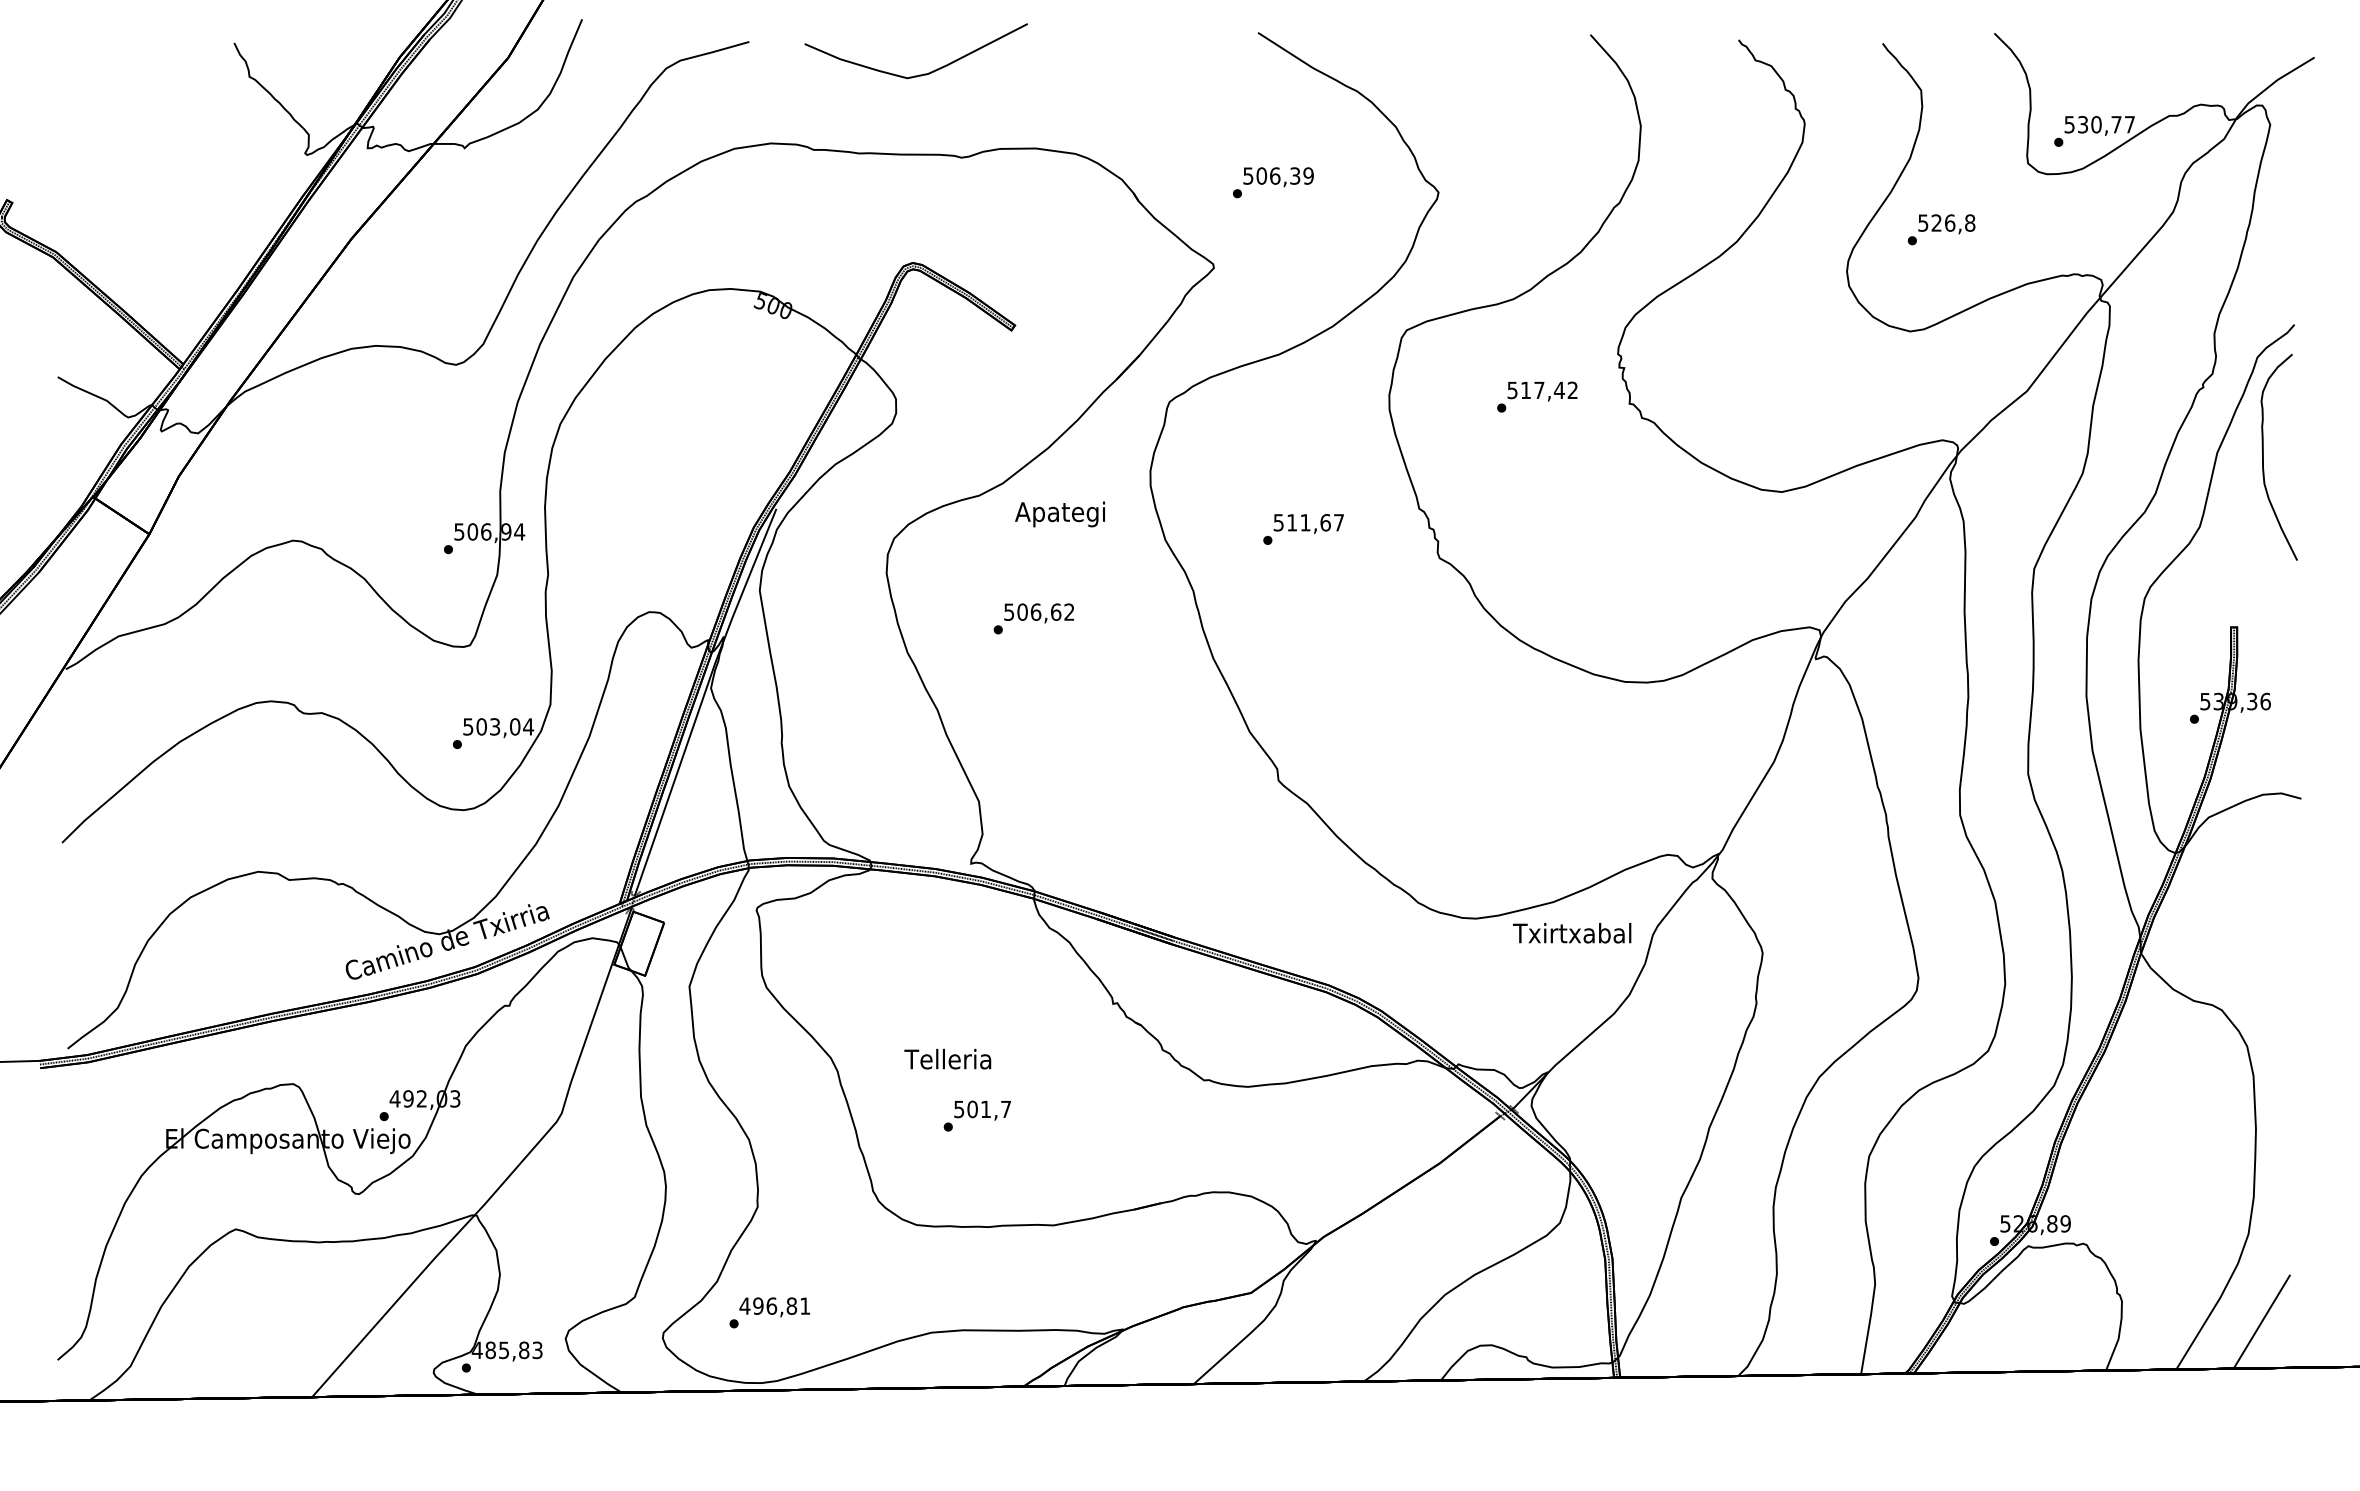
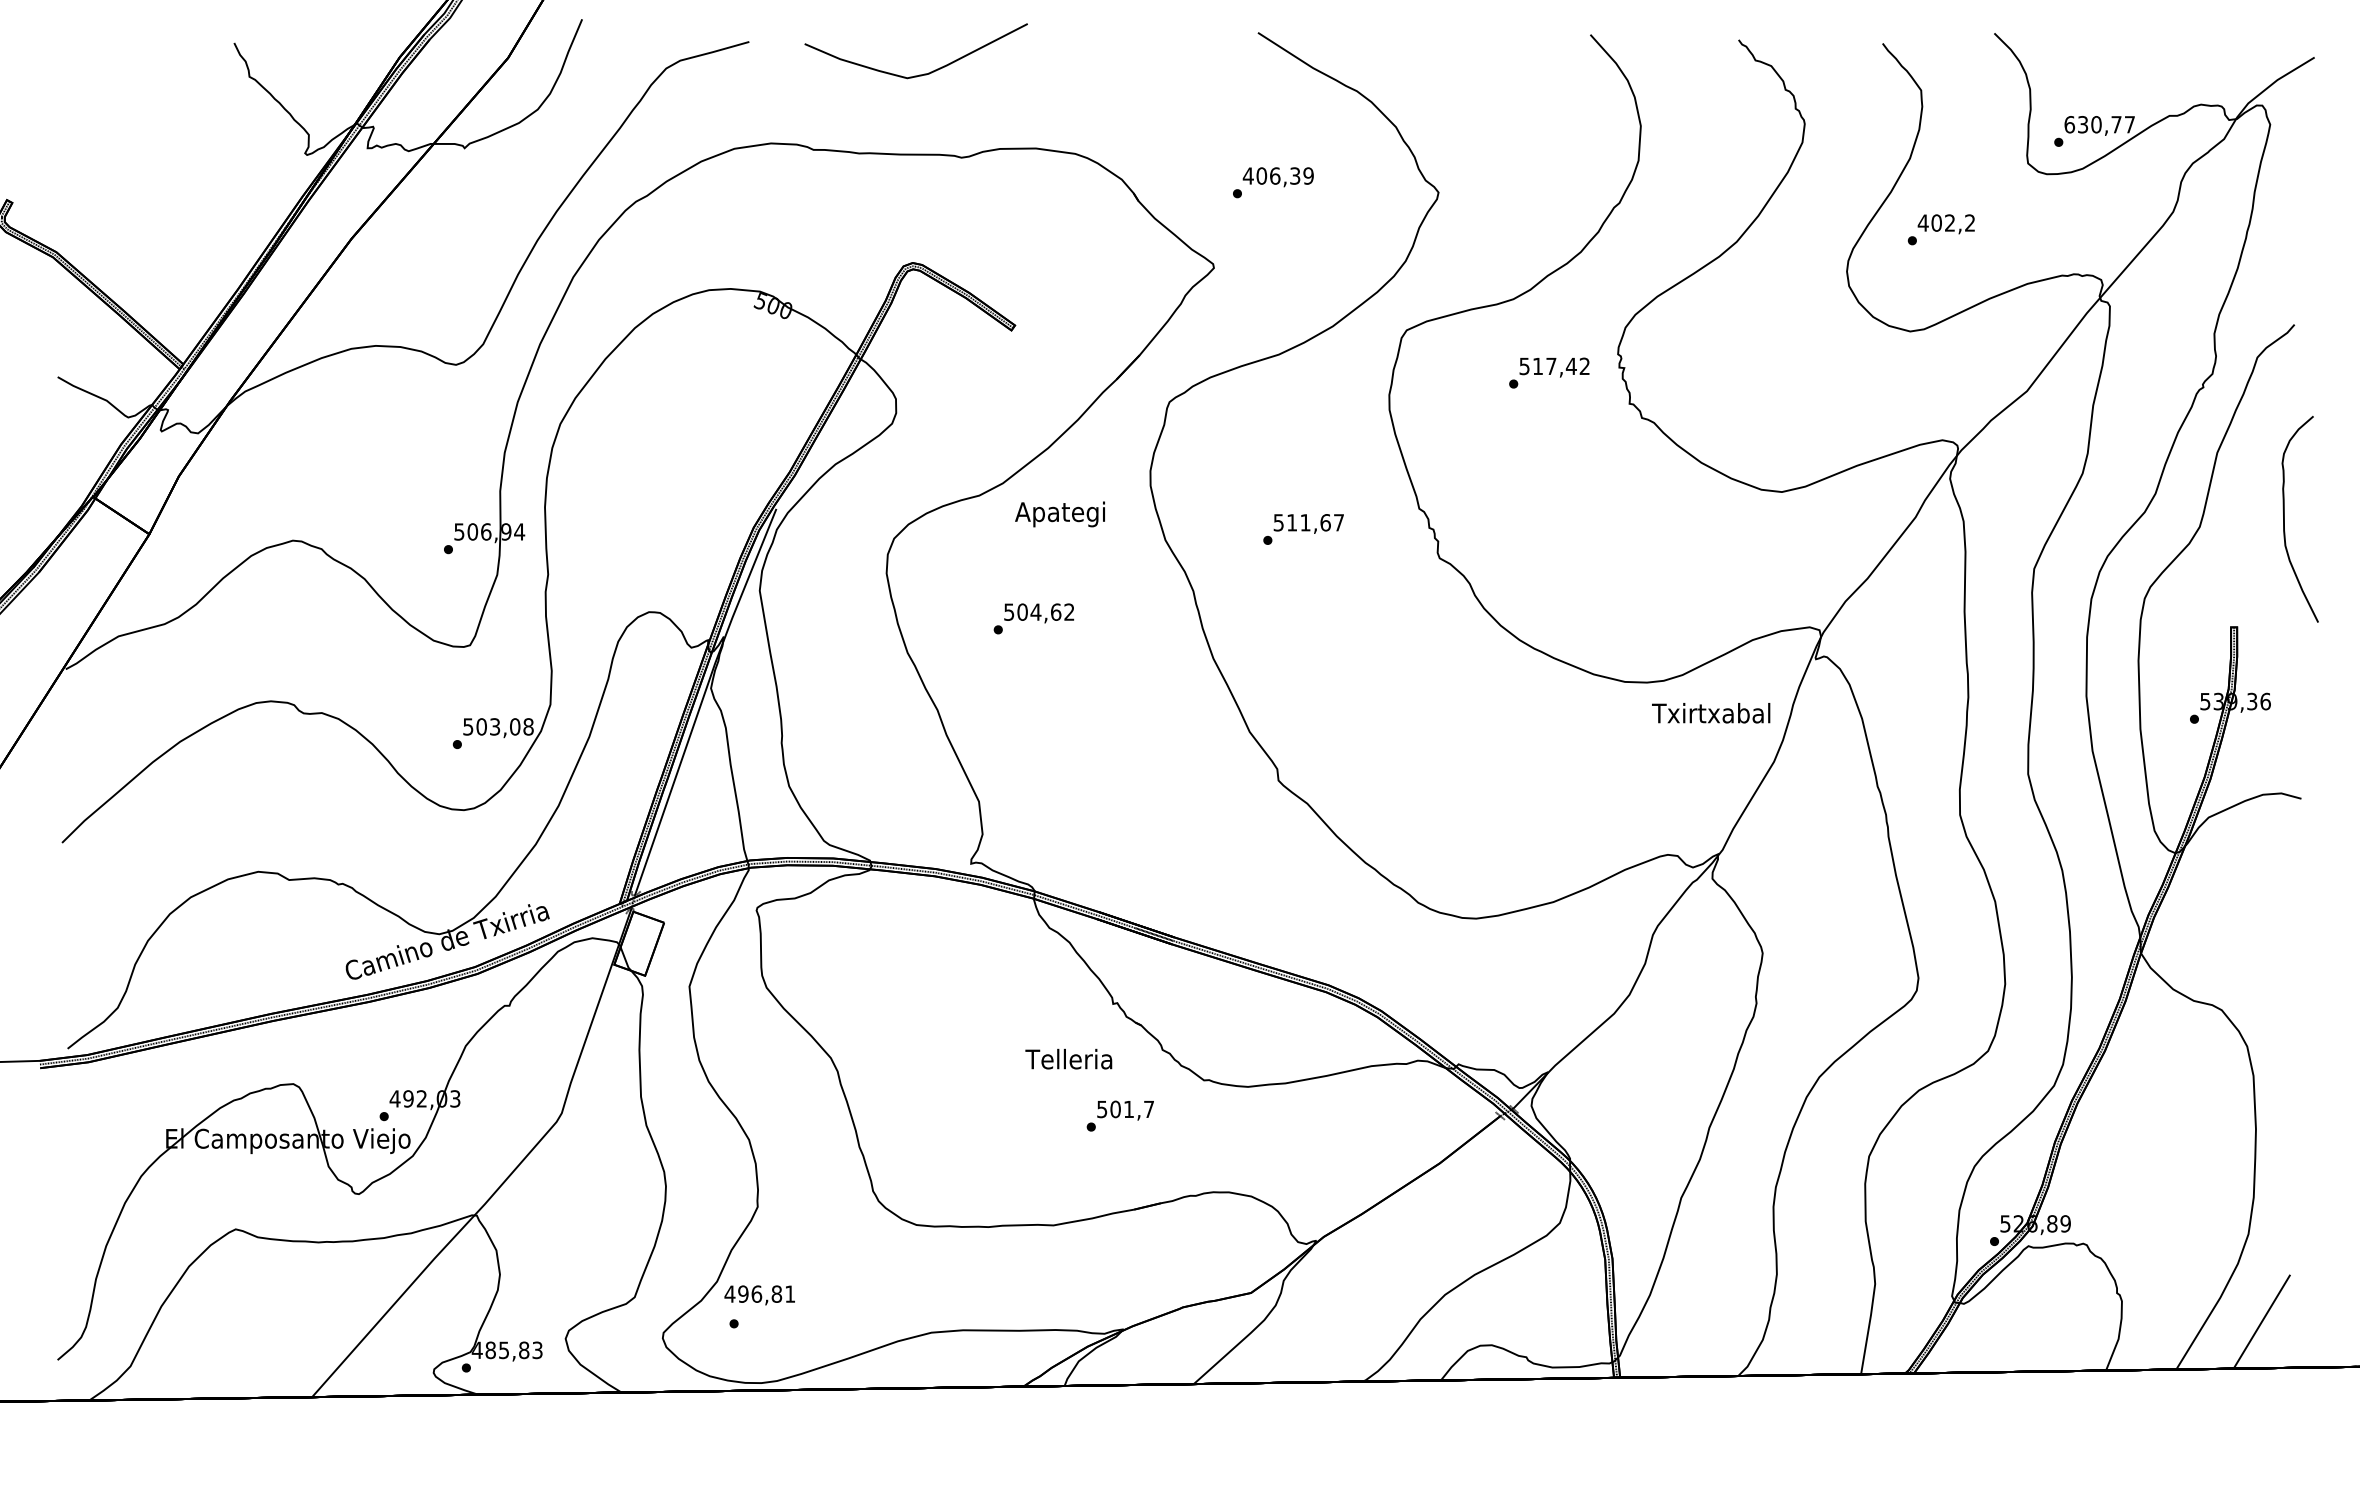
text: 530,77 -> 630,77 (2069, 124)
text: 506,39 -> 406,39 (1247, 175)
text: 526,8 -> 402,2 (1946, 222)
text position: (1537, 396) -> (1549, 372) (1549, 372)
curve position: (2263, 456) -> (2284, 518) (2284, 518)
text: 506,62 -> 504,62 (1035, 611)
text: 503,04 -> 503,08 (528, 726)
text position: (1572, 933) -> (1711, 713) (1711, 713)
text position: (947, 1058) -> (1068, 1058) (1068, 1058)
text position: (976, 1115) -> (1119, 1115) (1119, 1115)
text position: (774, 1307) -> (759, 1295) (759, 1295)
